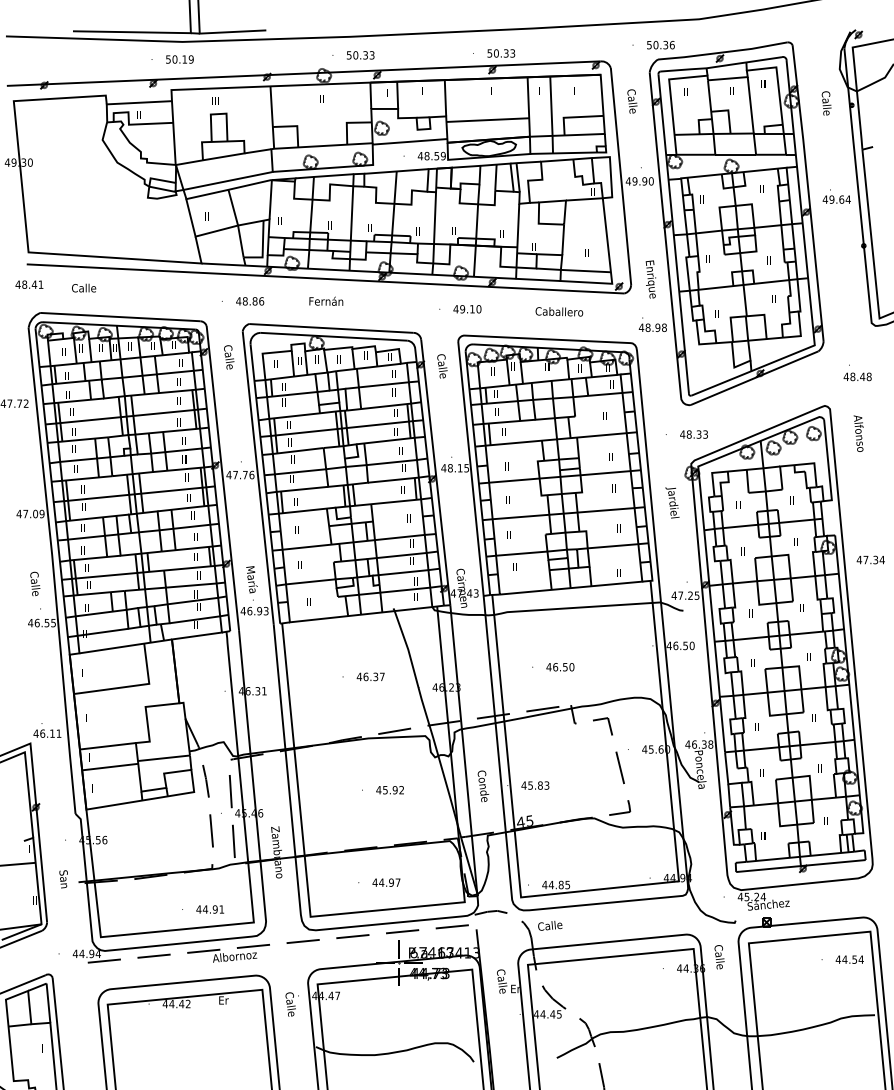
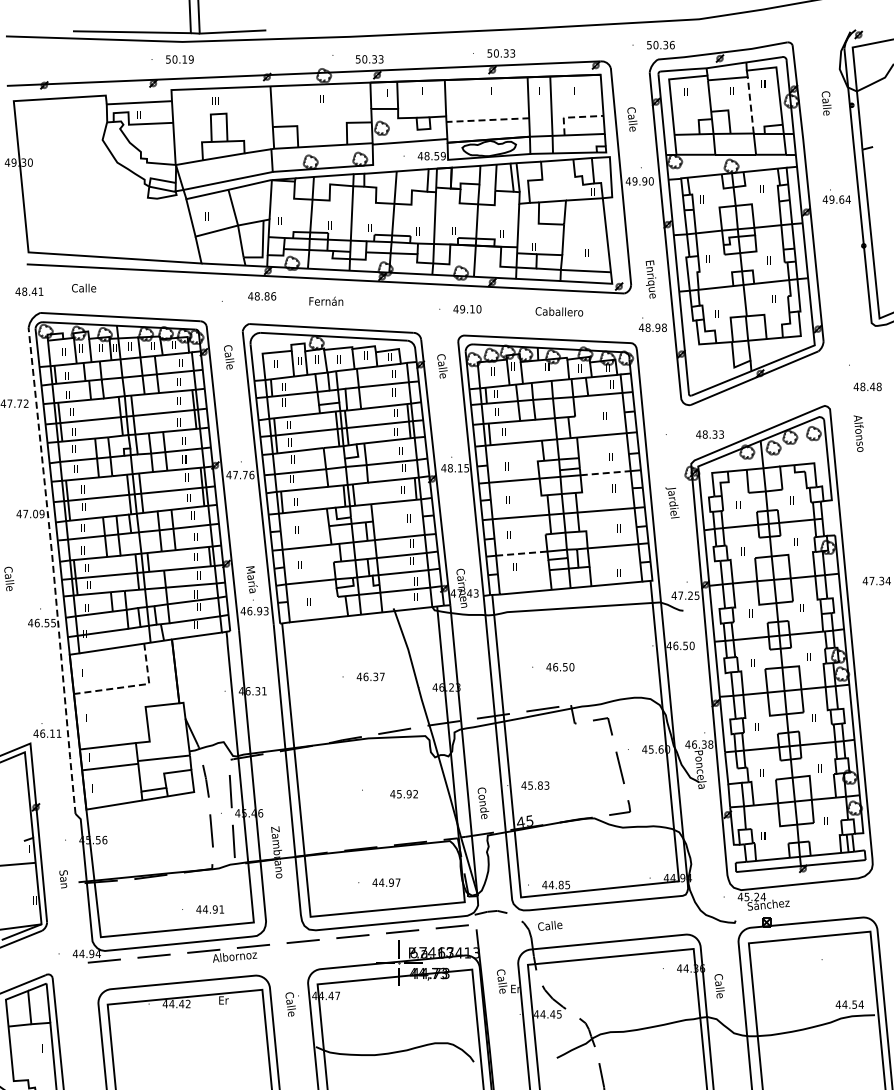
text position: (360, 55) -> (369, 59) (369, 59)
text position: (632, 101) -> (632, 119) (632, 119)
line: solid -> dashed (750, 104)
line: solid -> dashed (574, 117)
line: solid -> dashed (487, 120)
text position: (29, 284) -> (29, 291) (29, 291)
text position: (250, 301) -> (262, 296) (262, 296)
text position: (857, 376) -> (867, 386) (867, 386)
text position: (693, 434) -> (709, 434) (709, 434)
line: solid -> dashed (606, 473)
line: solid -> dashed (521, 553)
text position: (870, 559) -> (876, 580) (876, 580)
line: solid -> dashed (53, 570)
text position: (35, 583) -> (9, 578) (9, 578)
line: solid -> dashed (131, 686)
text position: (483, 786) -> (483, 803) (483, 803)
text position: (389, 790) -> (403, 794) (403, 794)
text position: (719, 957) -> (719, 986) (719, 986)
text position: (849, 959) -> (849, 1004) (849, 1004)
